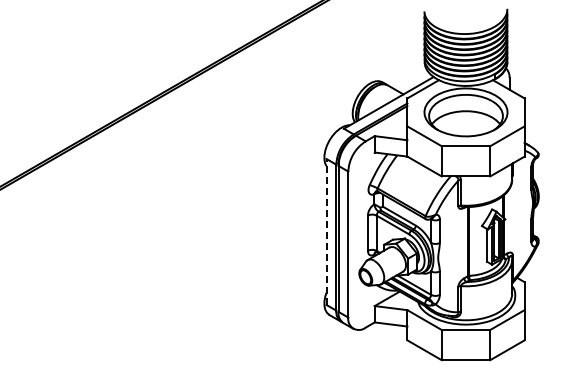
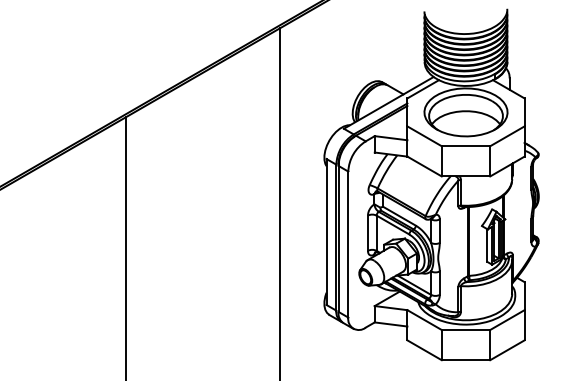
line: none -> present (280, 202)
line: dashed -> solid (326, 231)
line: none -> present (126, 247)
